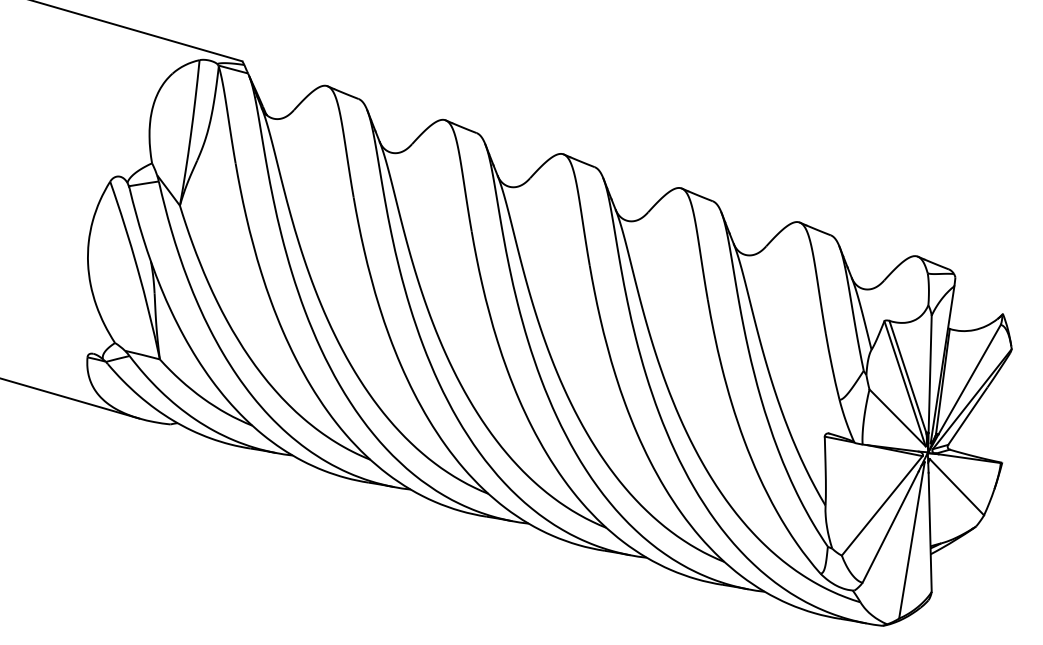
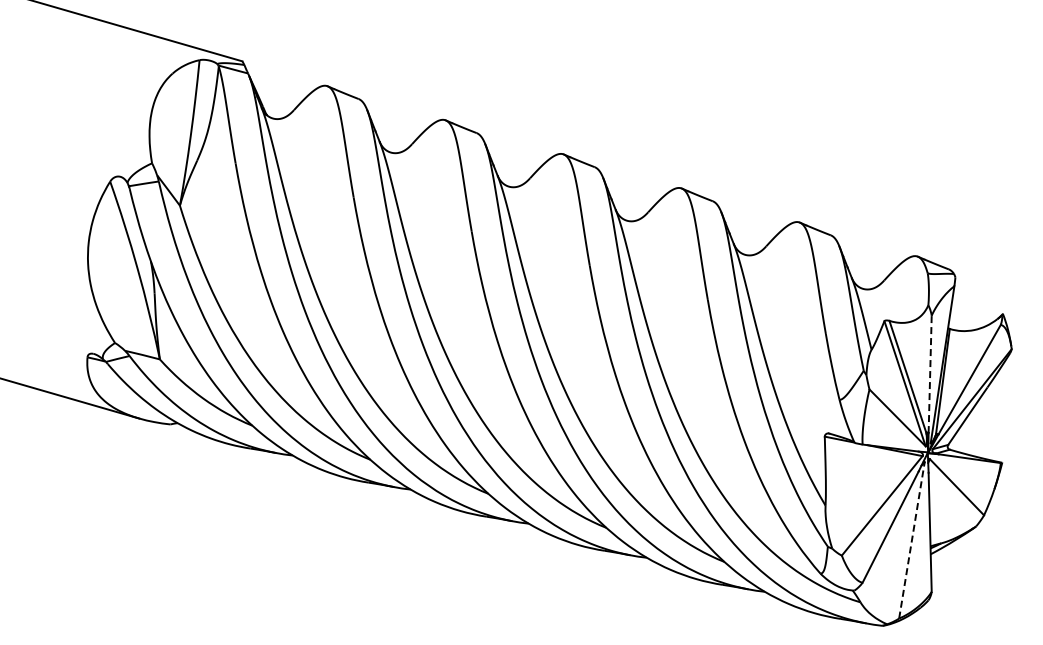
line: solid -> dashed (930, 374)
line: solid -> dashed (911, 540)
